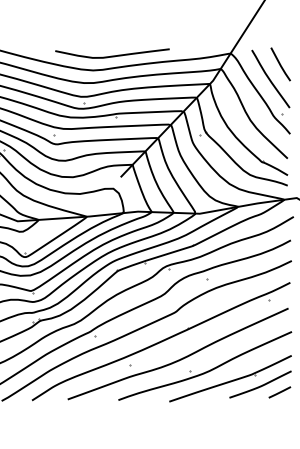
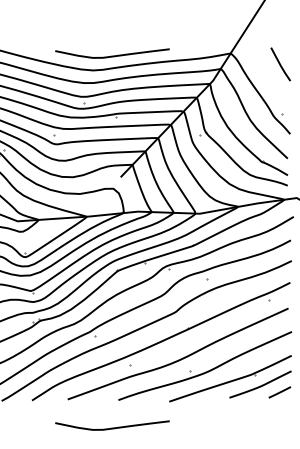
curve: present -> none (269, 78)
curve: none -> present (112, 427)
